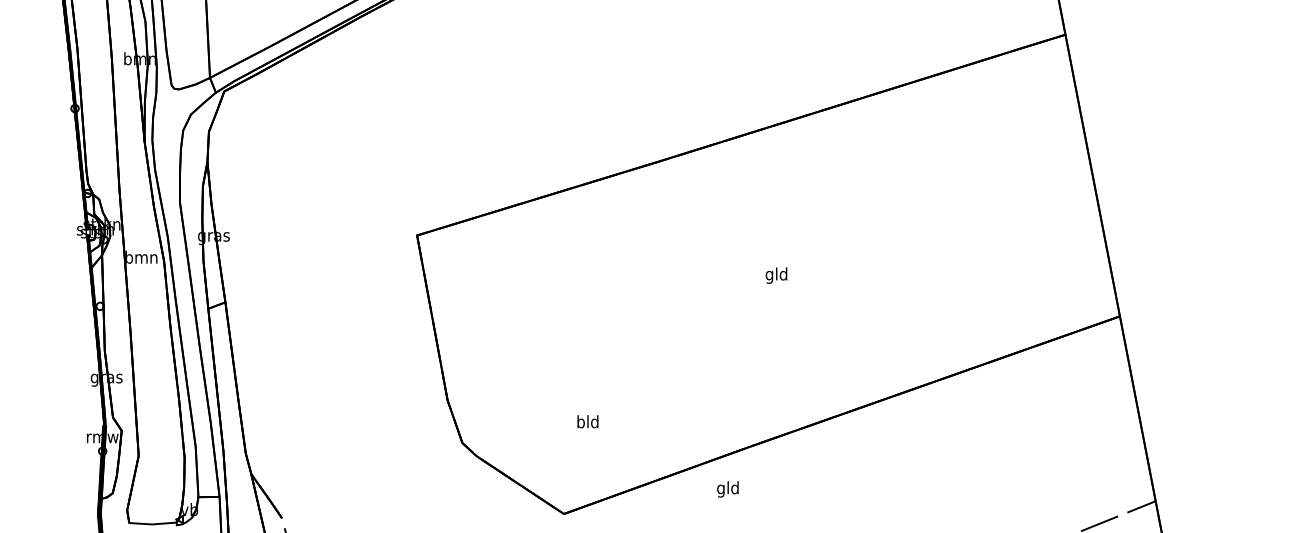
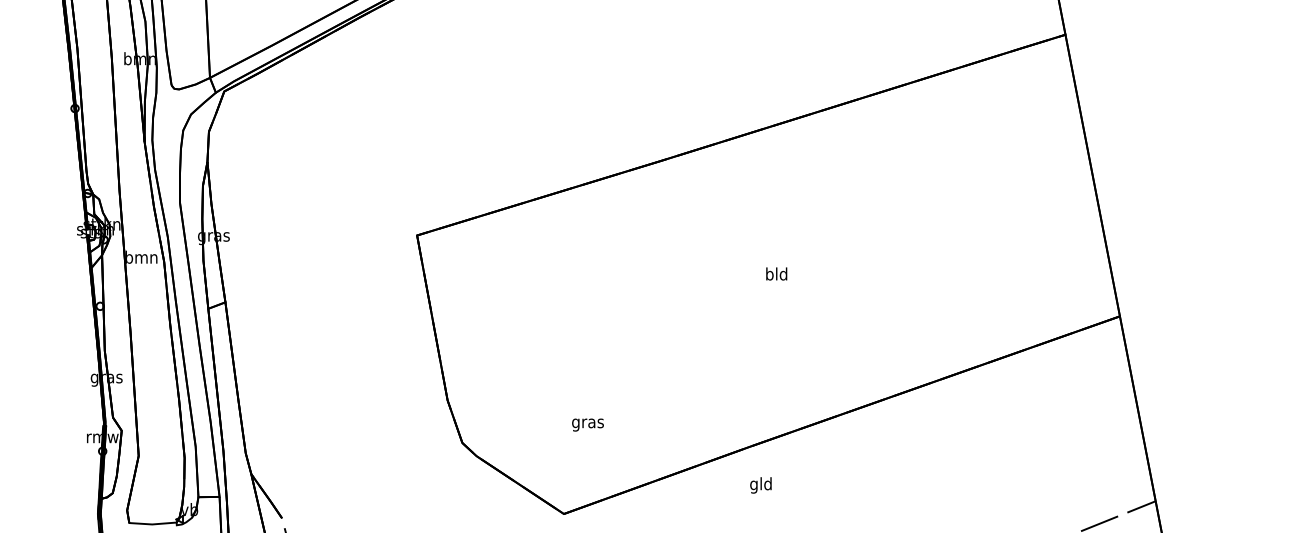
text: gld -> bld (769, 275)
text: bld -> gras (587, 423)
text position: (727, 489) -> (760, 485) (760, 485)
